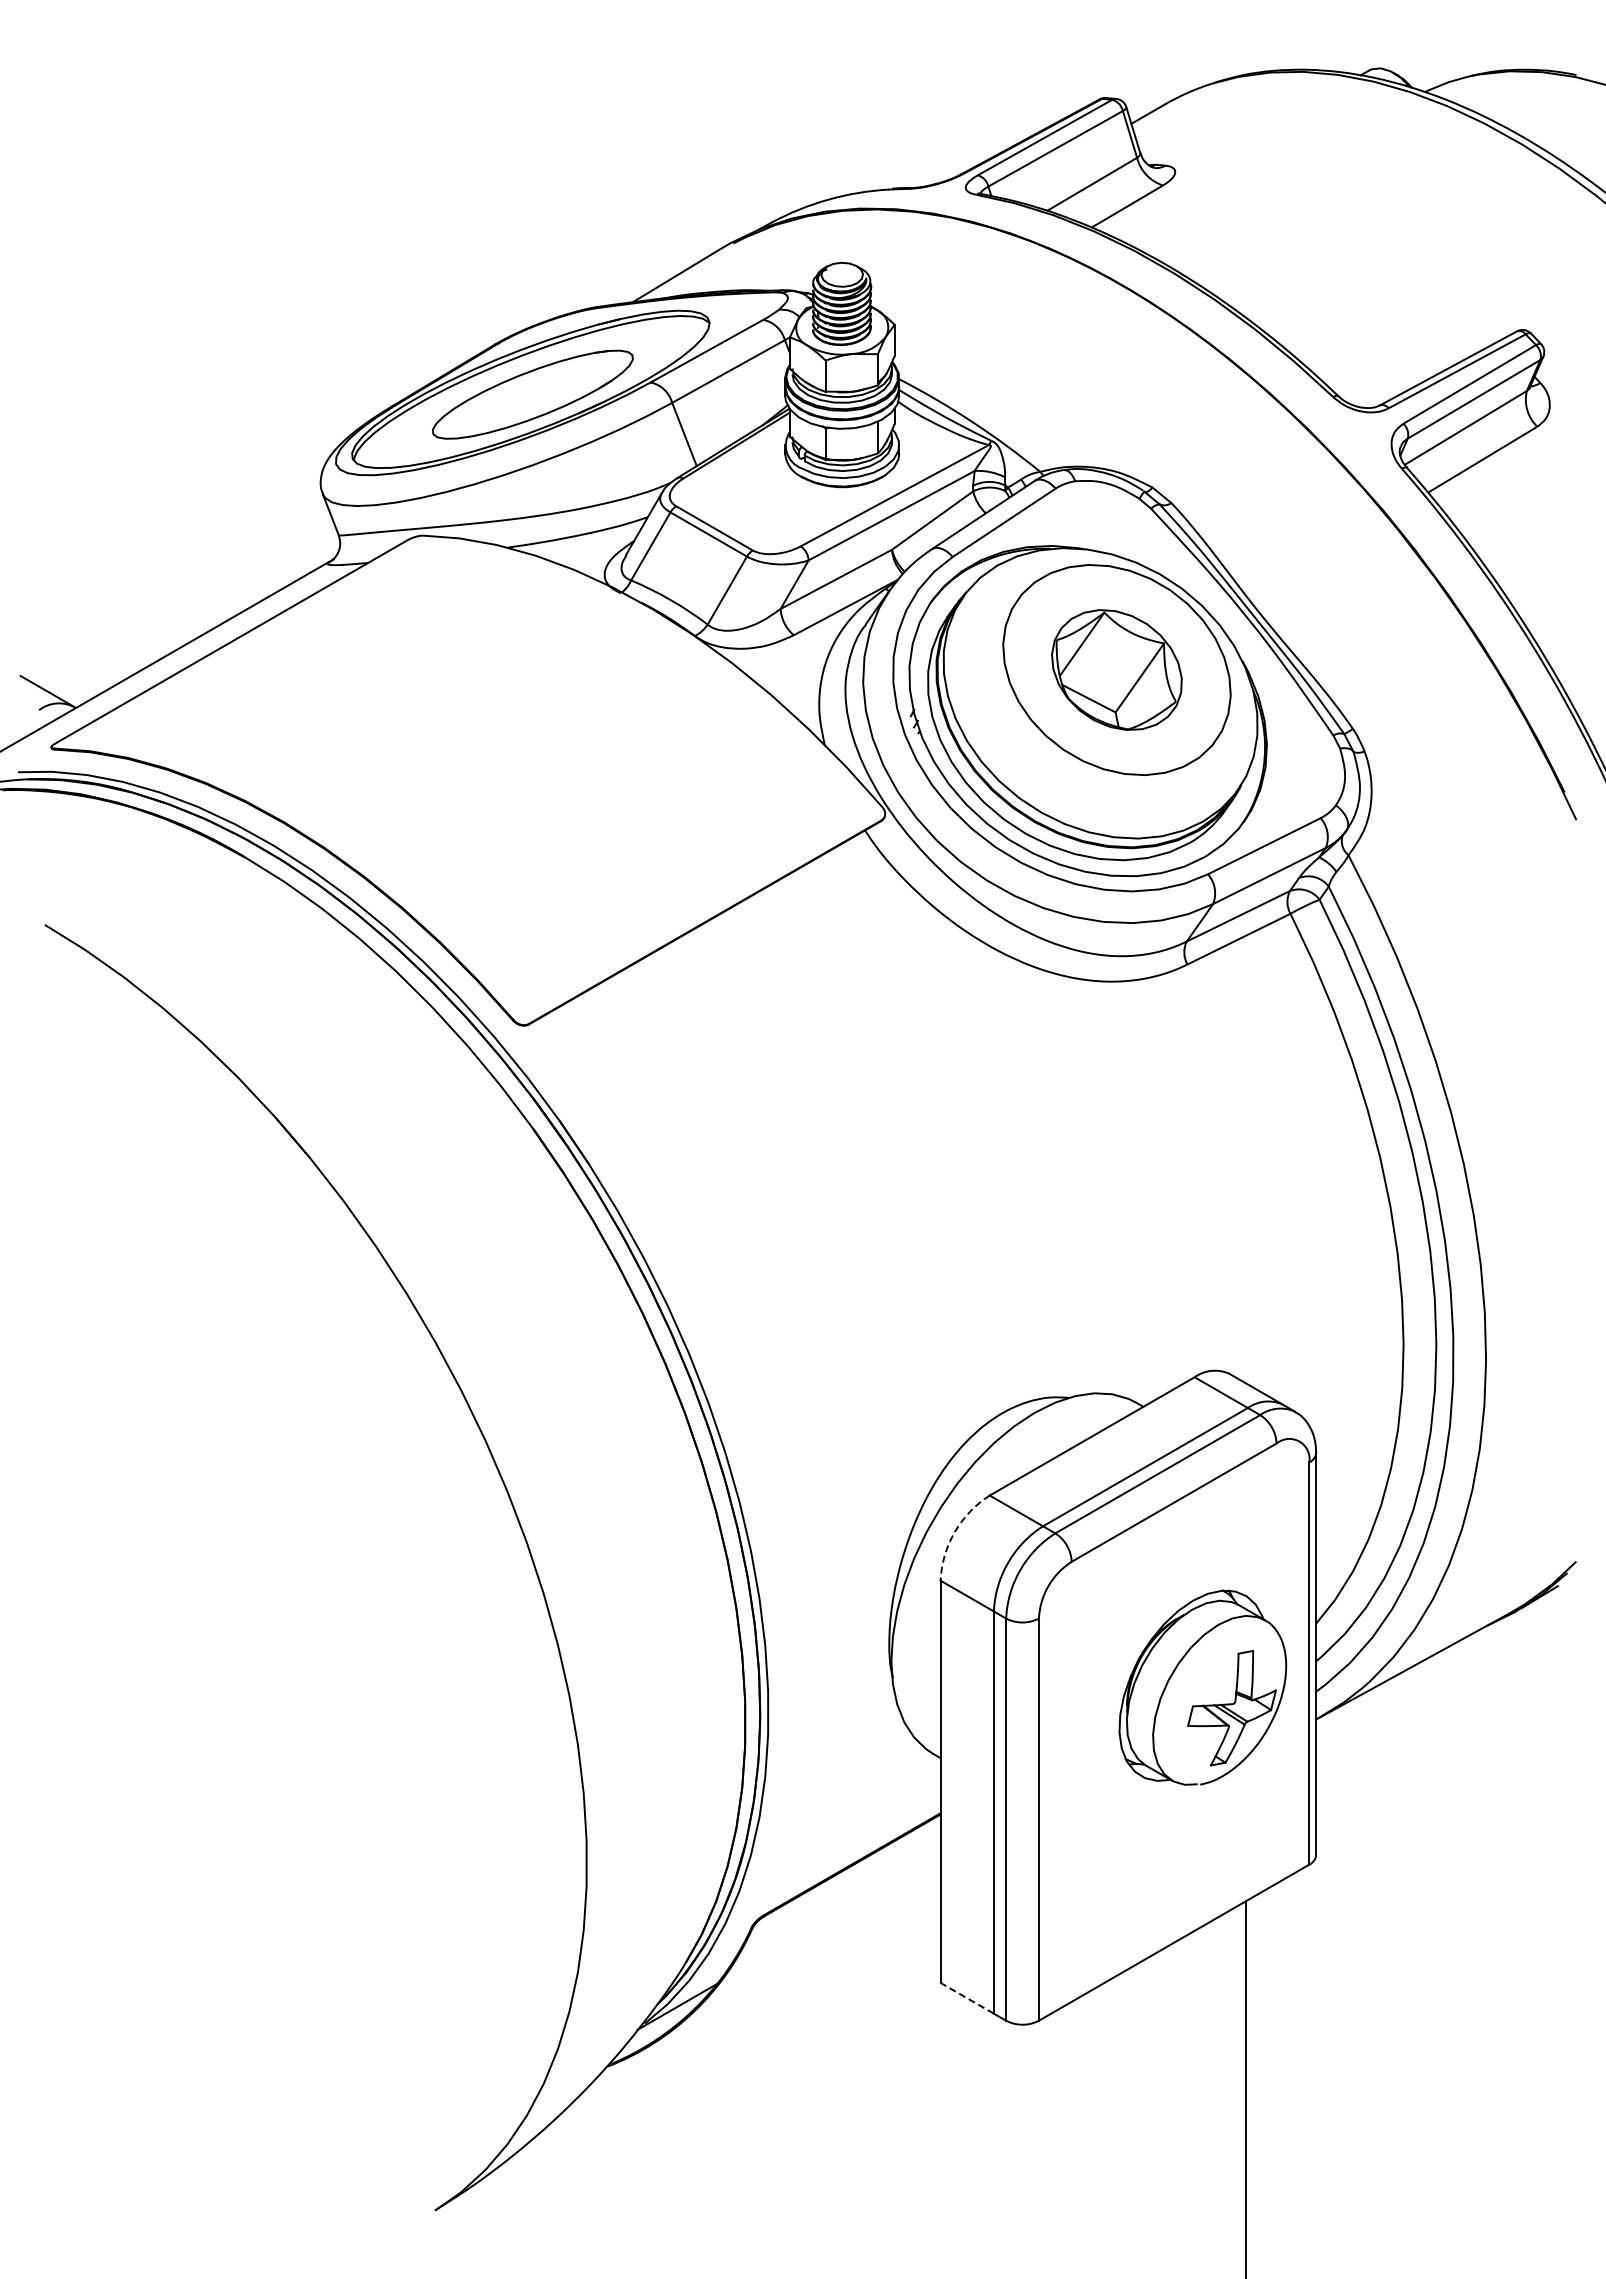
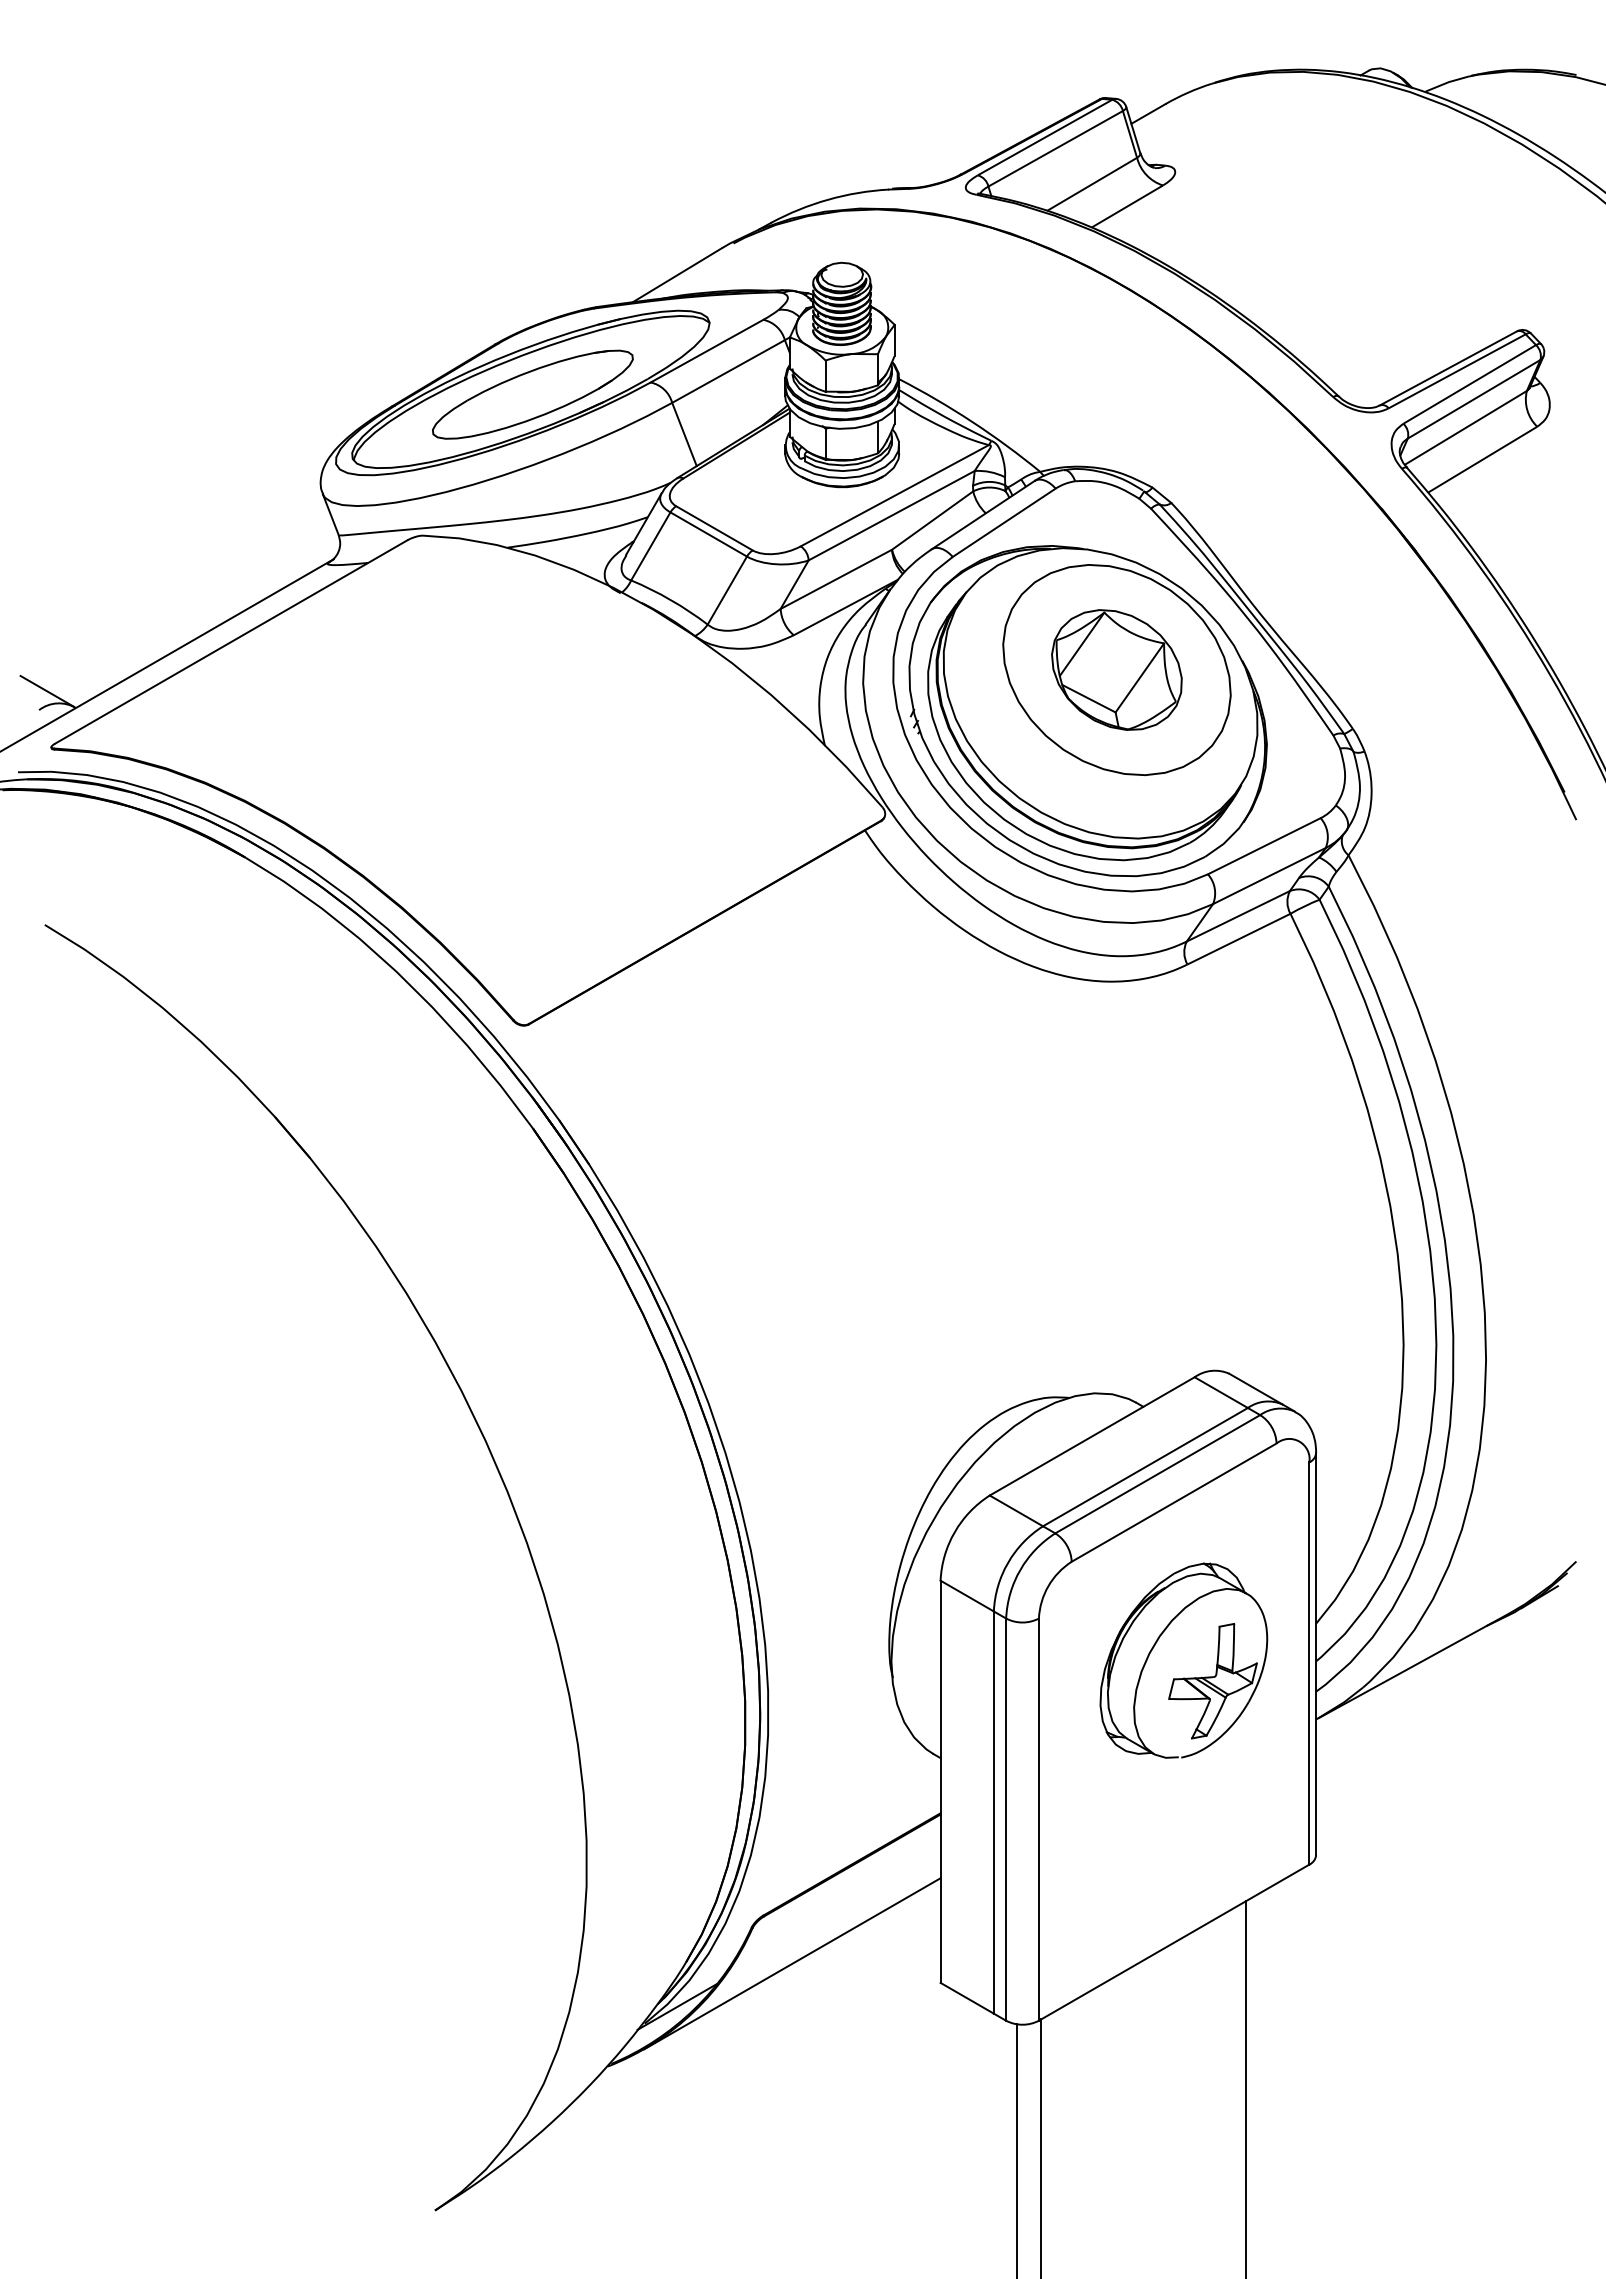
arc: dashed -> solid (954, 1532)
part position: (1202, 1704) -> (1183, 1677) (1183, 1677)
line: none -> present (792, 1963)
line: dashed -> solid (967, 1998)
line: none -> present (1041, 2147)
line: none -> present (1016, 2149)
